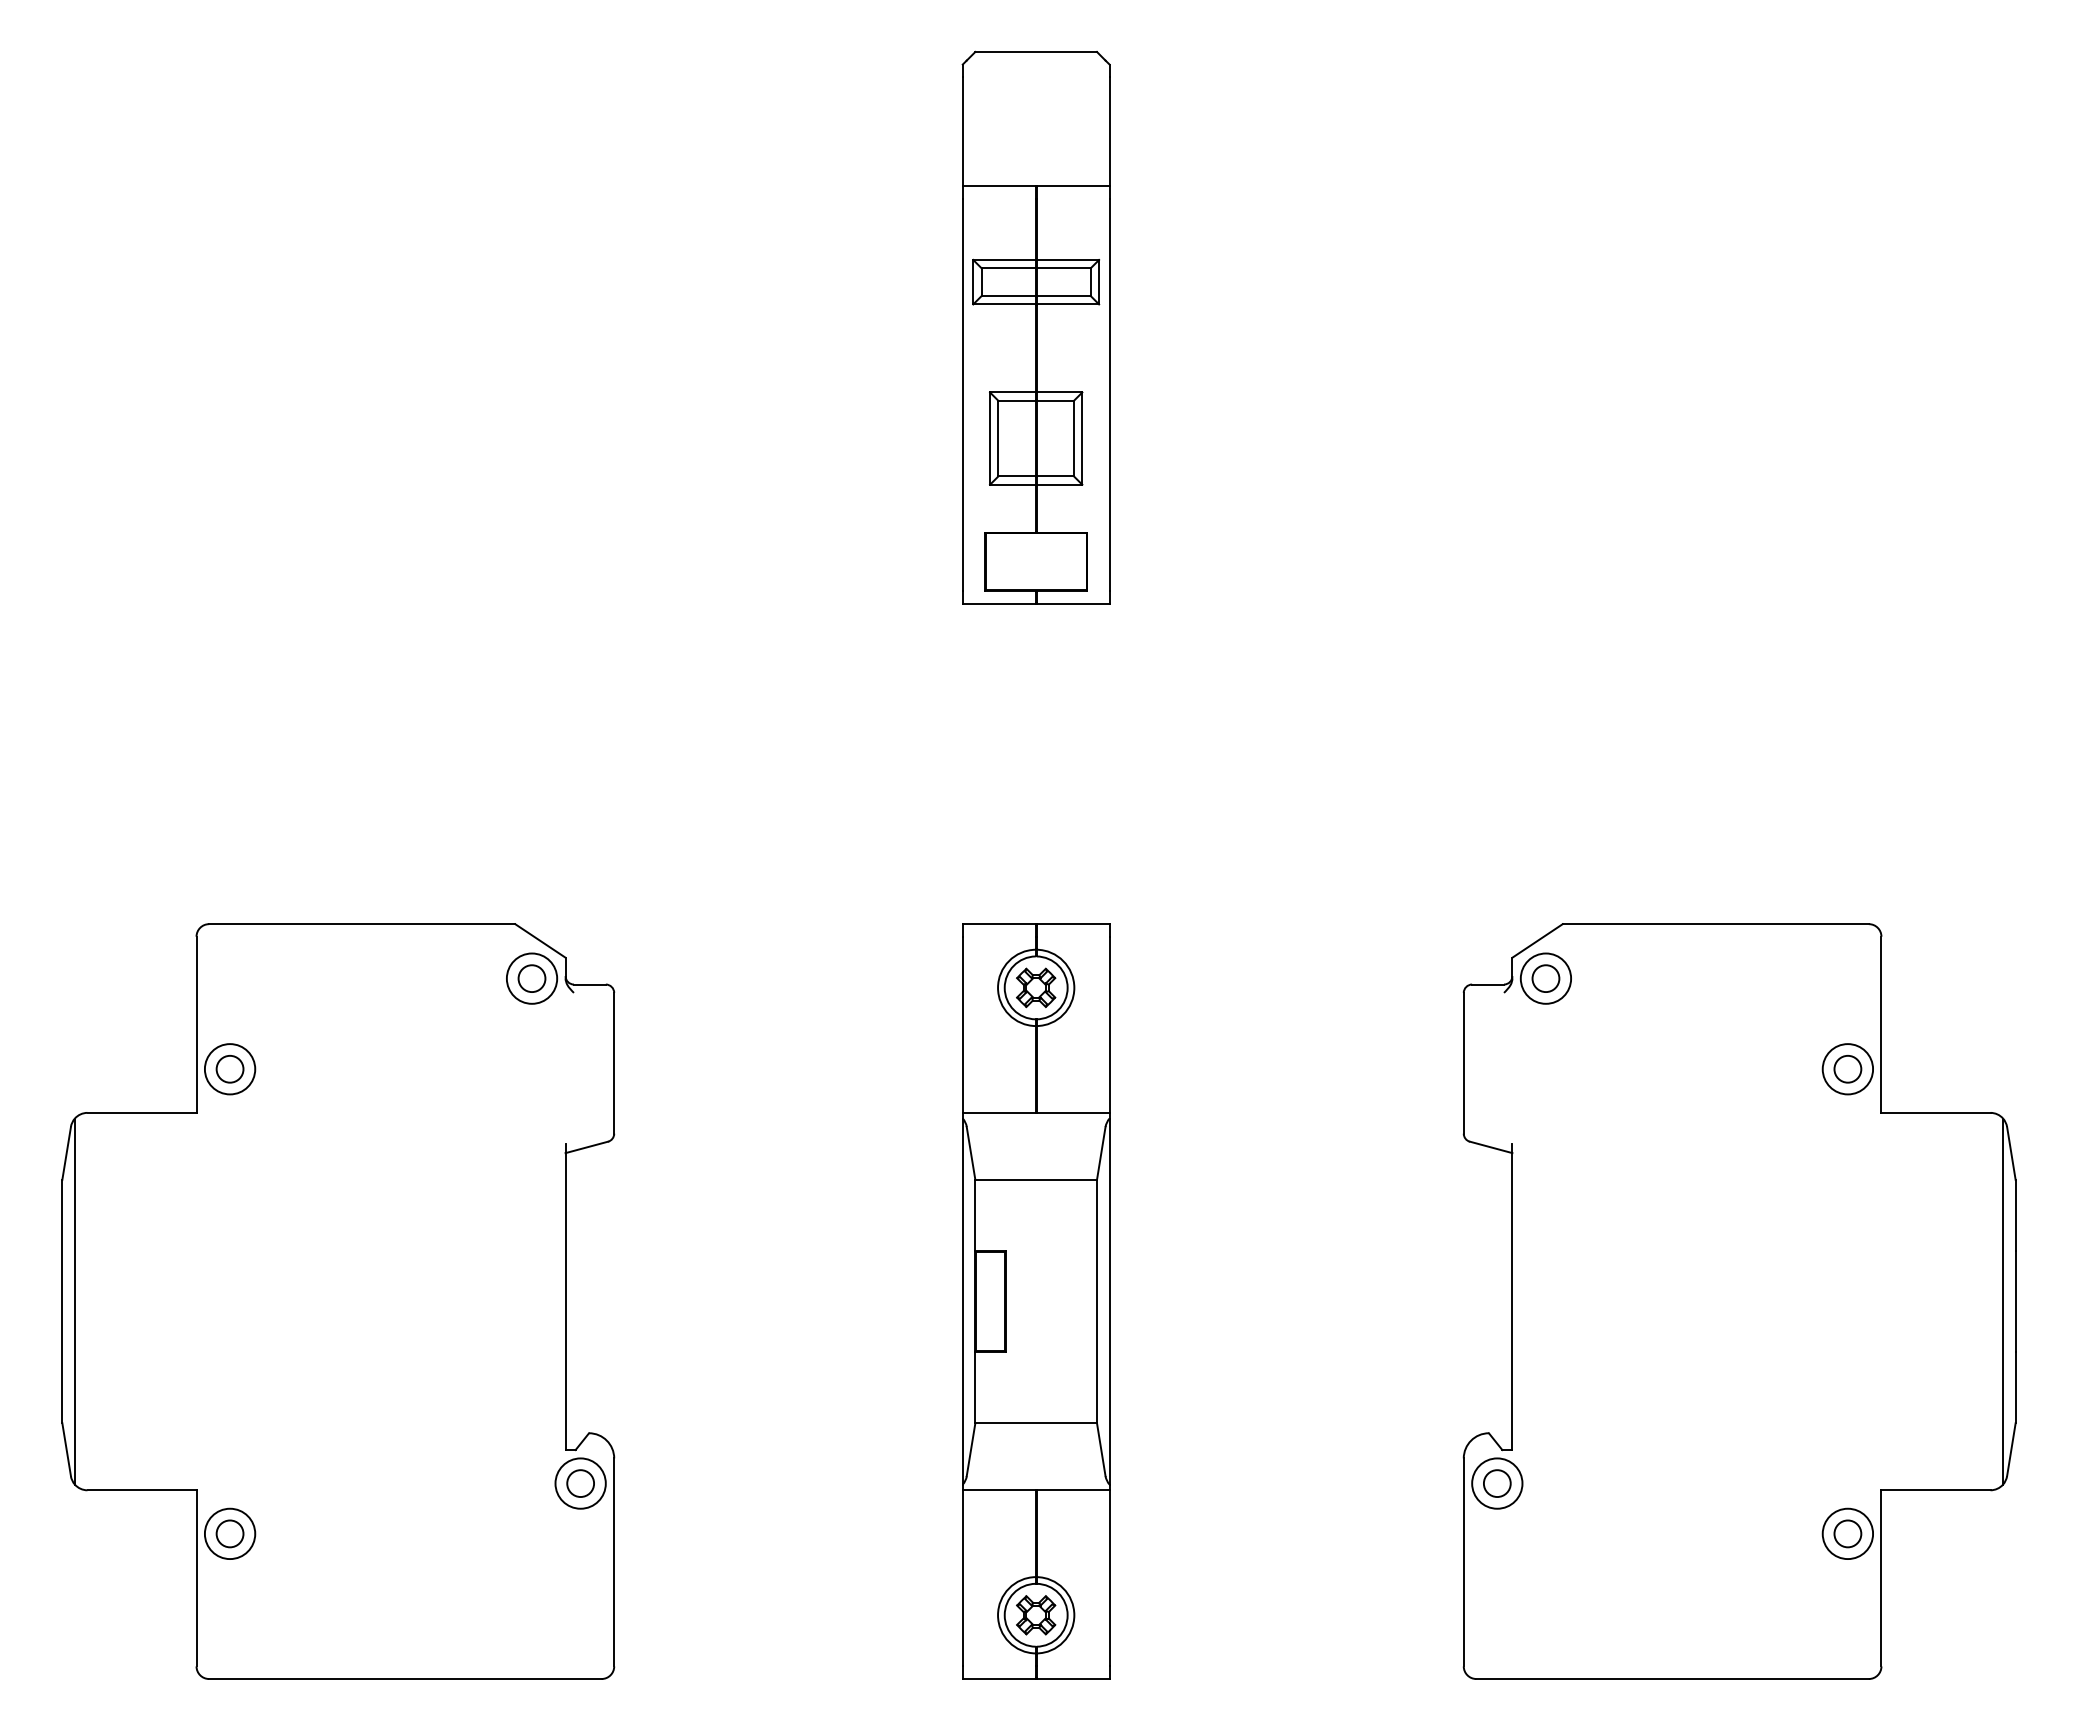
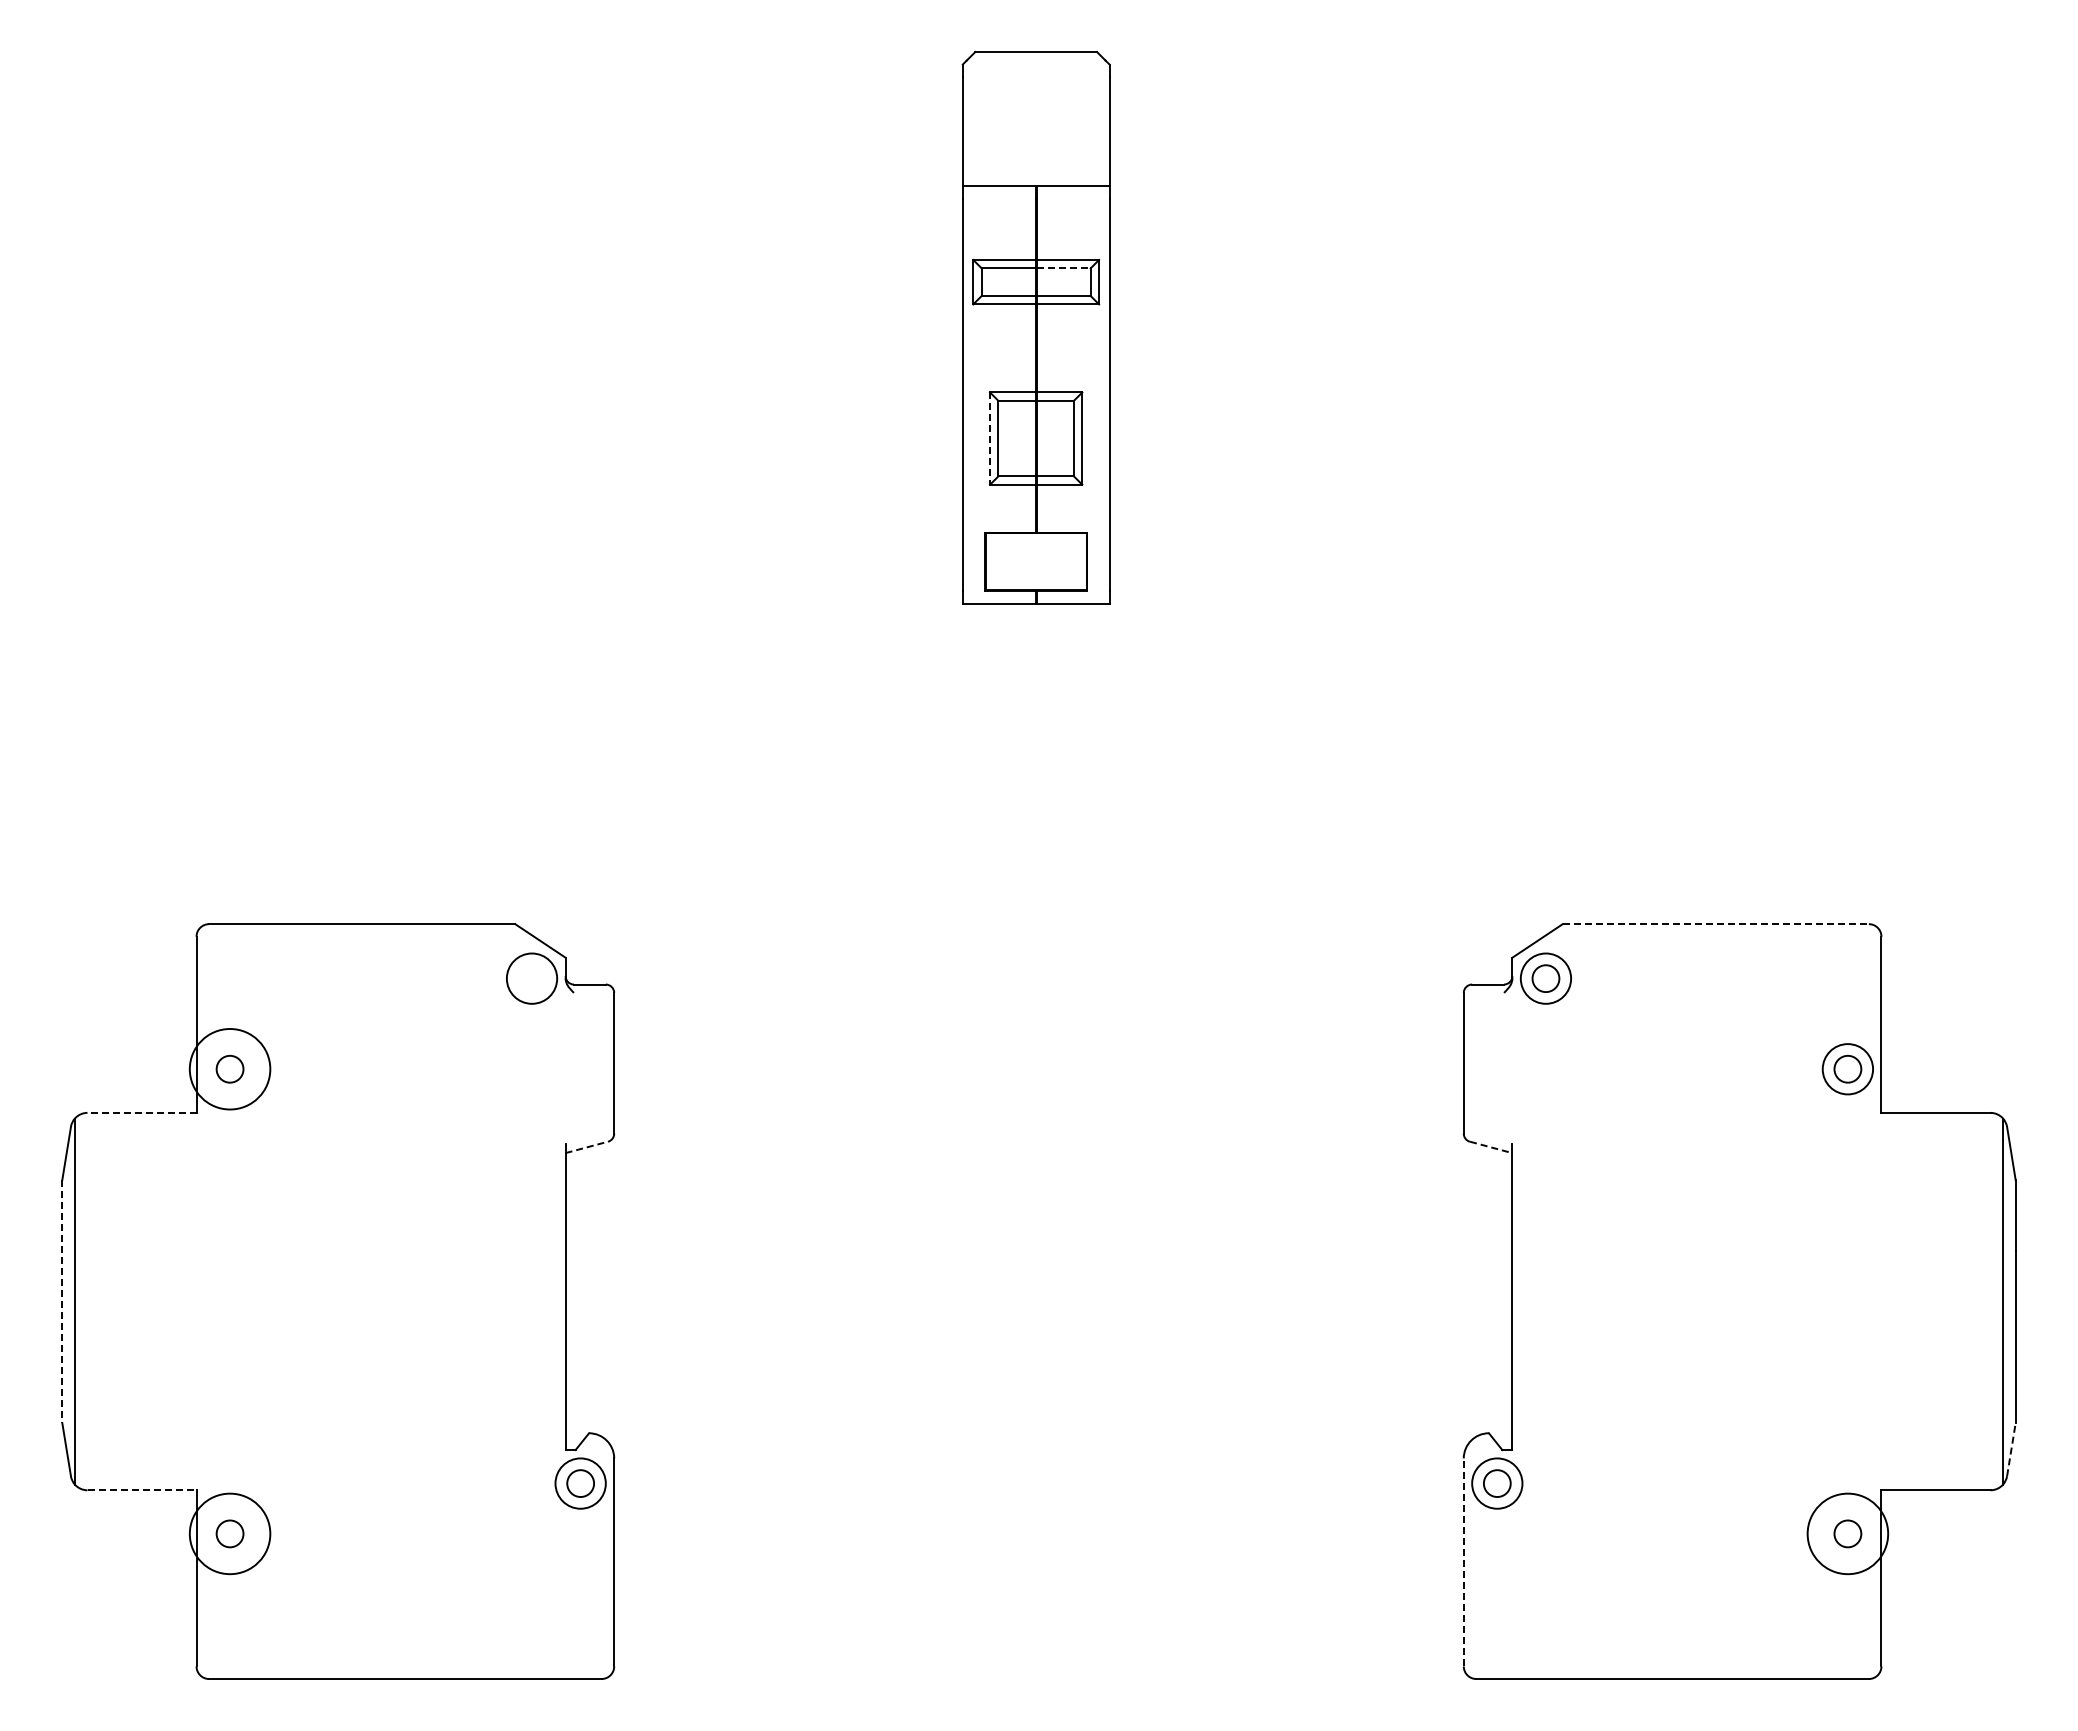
line: solid -> dashed (1064, 268)
line: solid -> dashed (990, 439)
line: solid -> dashed (1716, 924)
circle: present -> none (531, 978)
circle diameter: 50 px -> 81 px (229, 1069)
line: solid -> dashed (142, 1112)
line: solid -> dashed (586, 1147)
line: solid -> dashed (1491, 1147)
line: solid -> dashed (62, 1301)
part: present -> none (1036, 1301)
line: solid -> dashed (2011, 1449)
line: solid -> dashed (142, 1490)
circle diameter: 50 px -> 81 px (229, 1533)
circle diameter: 50 px -> 81 px (1847, 1533)
line: solid -> dashed (1463, 1561)
